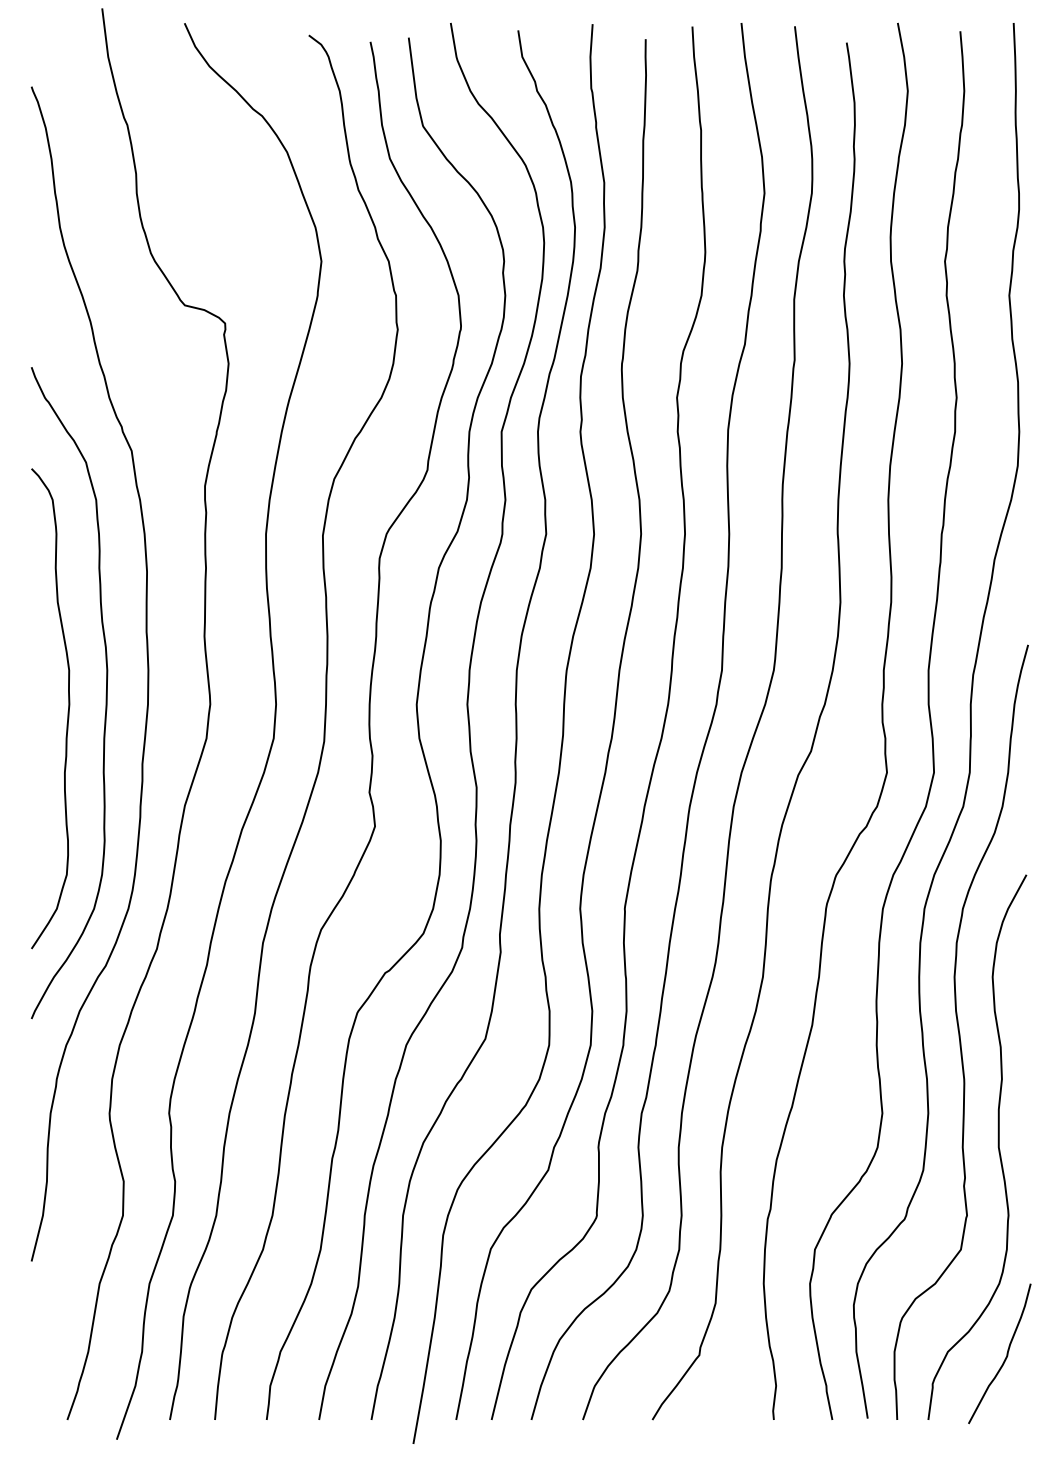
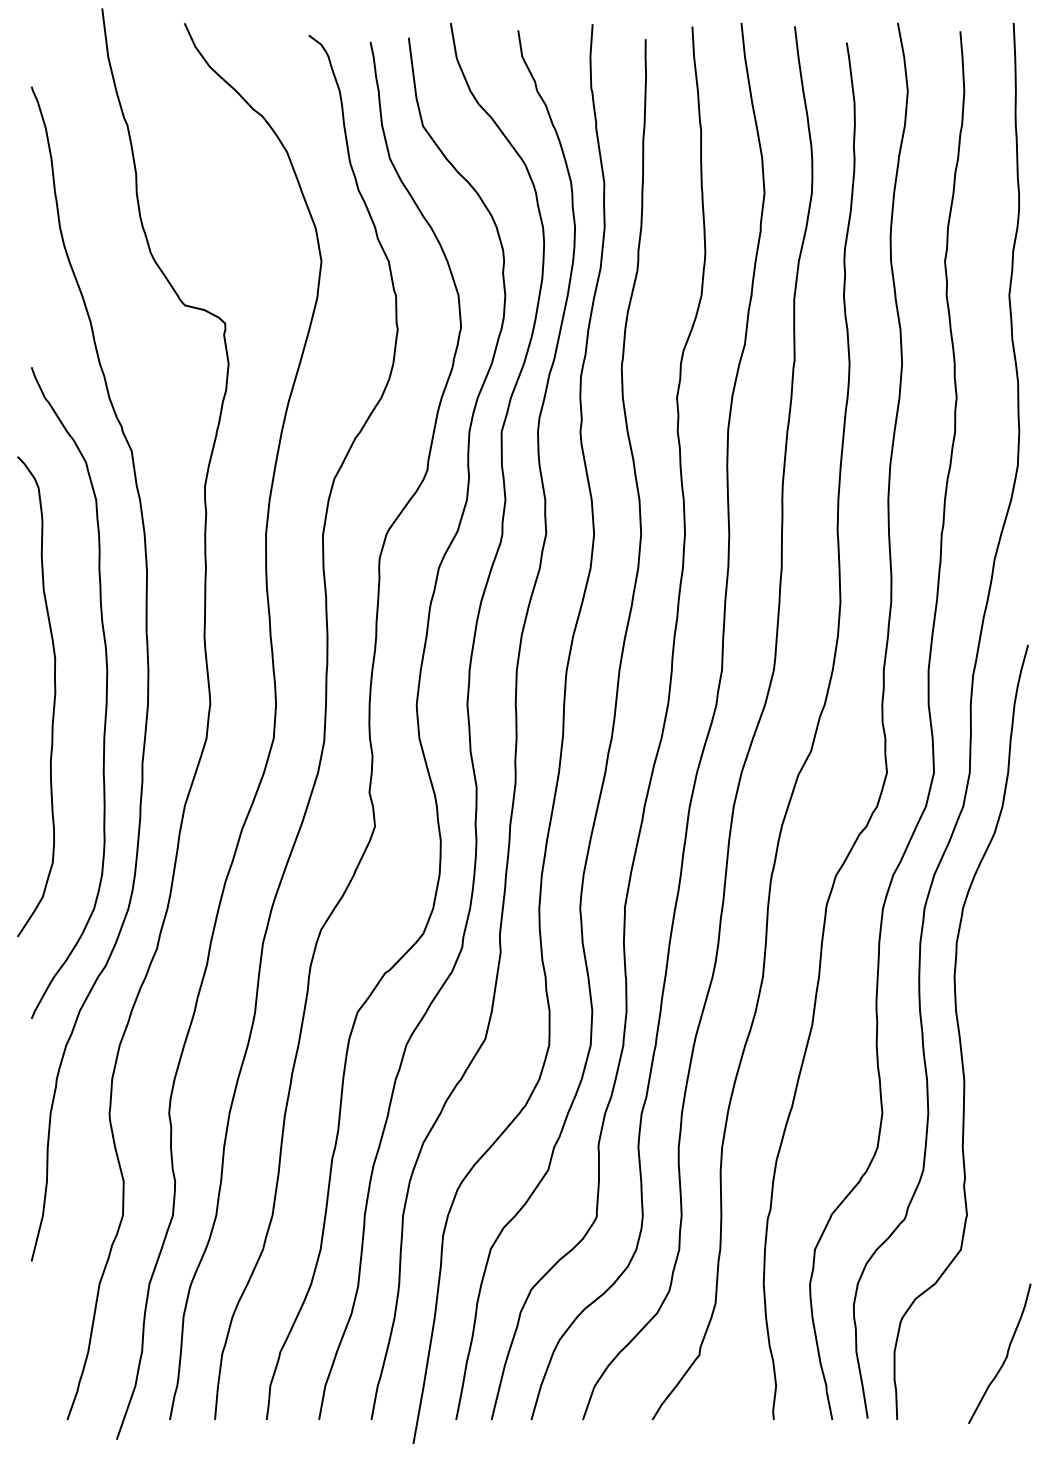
curve position: (67, 711) -> (53, 699) (53, 699)
curve: present -> none (997, 1146)
